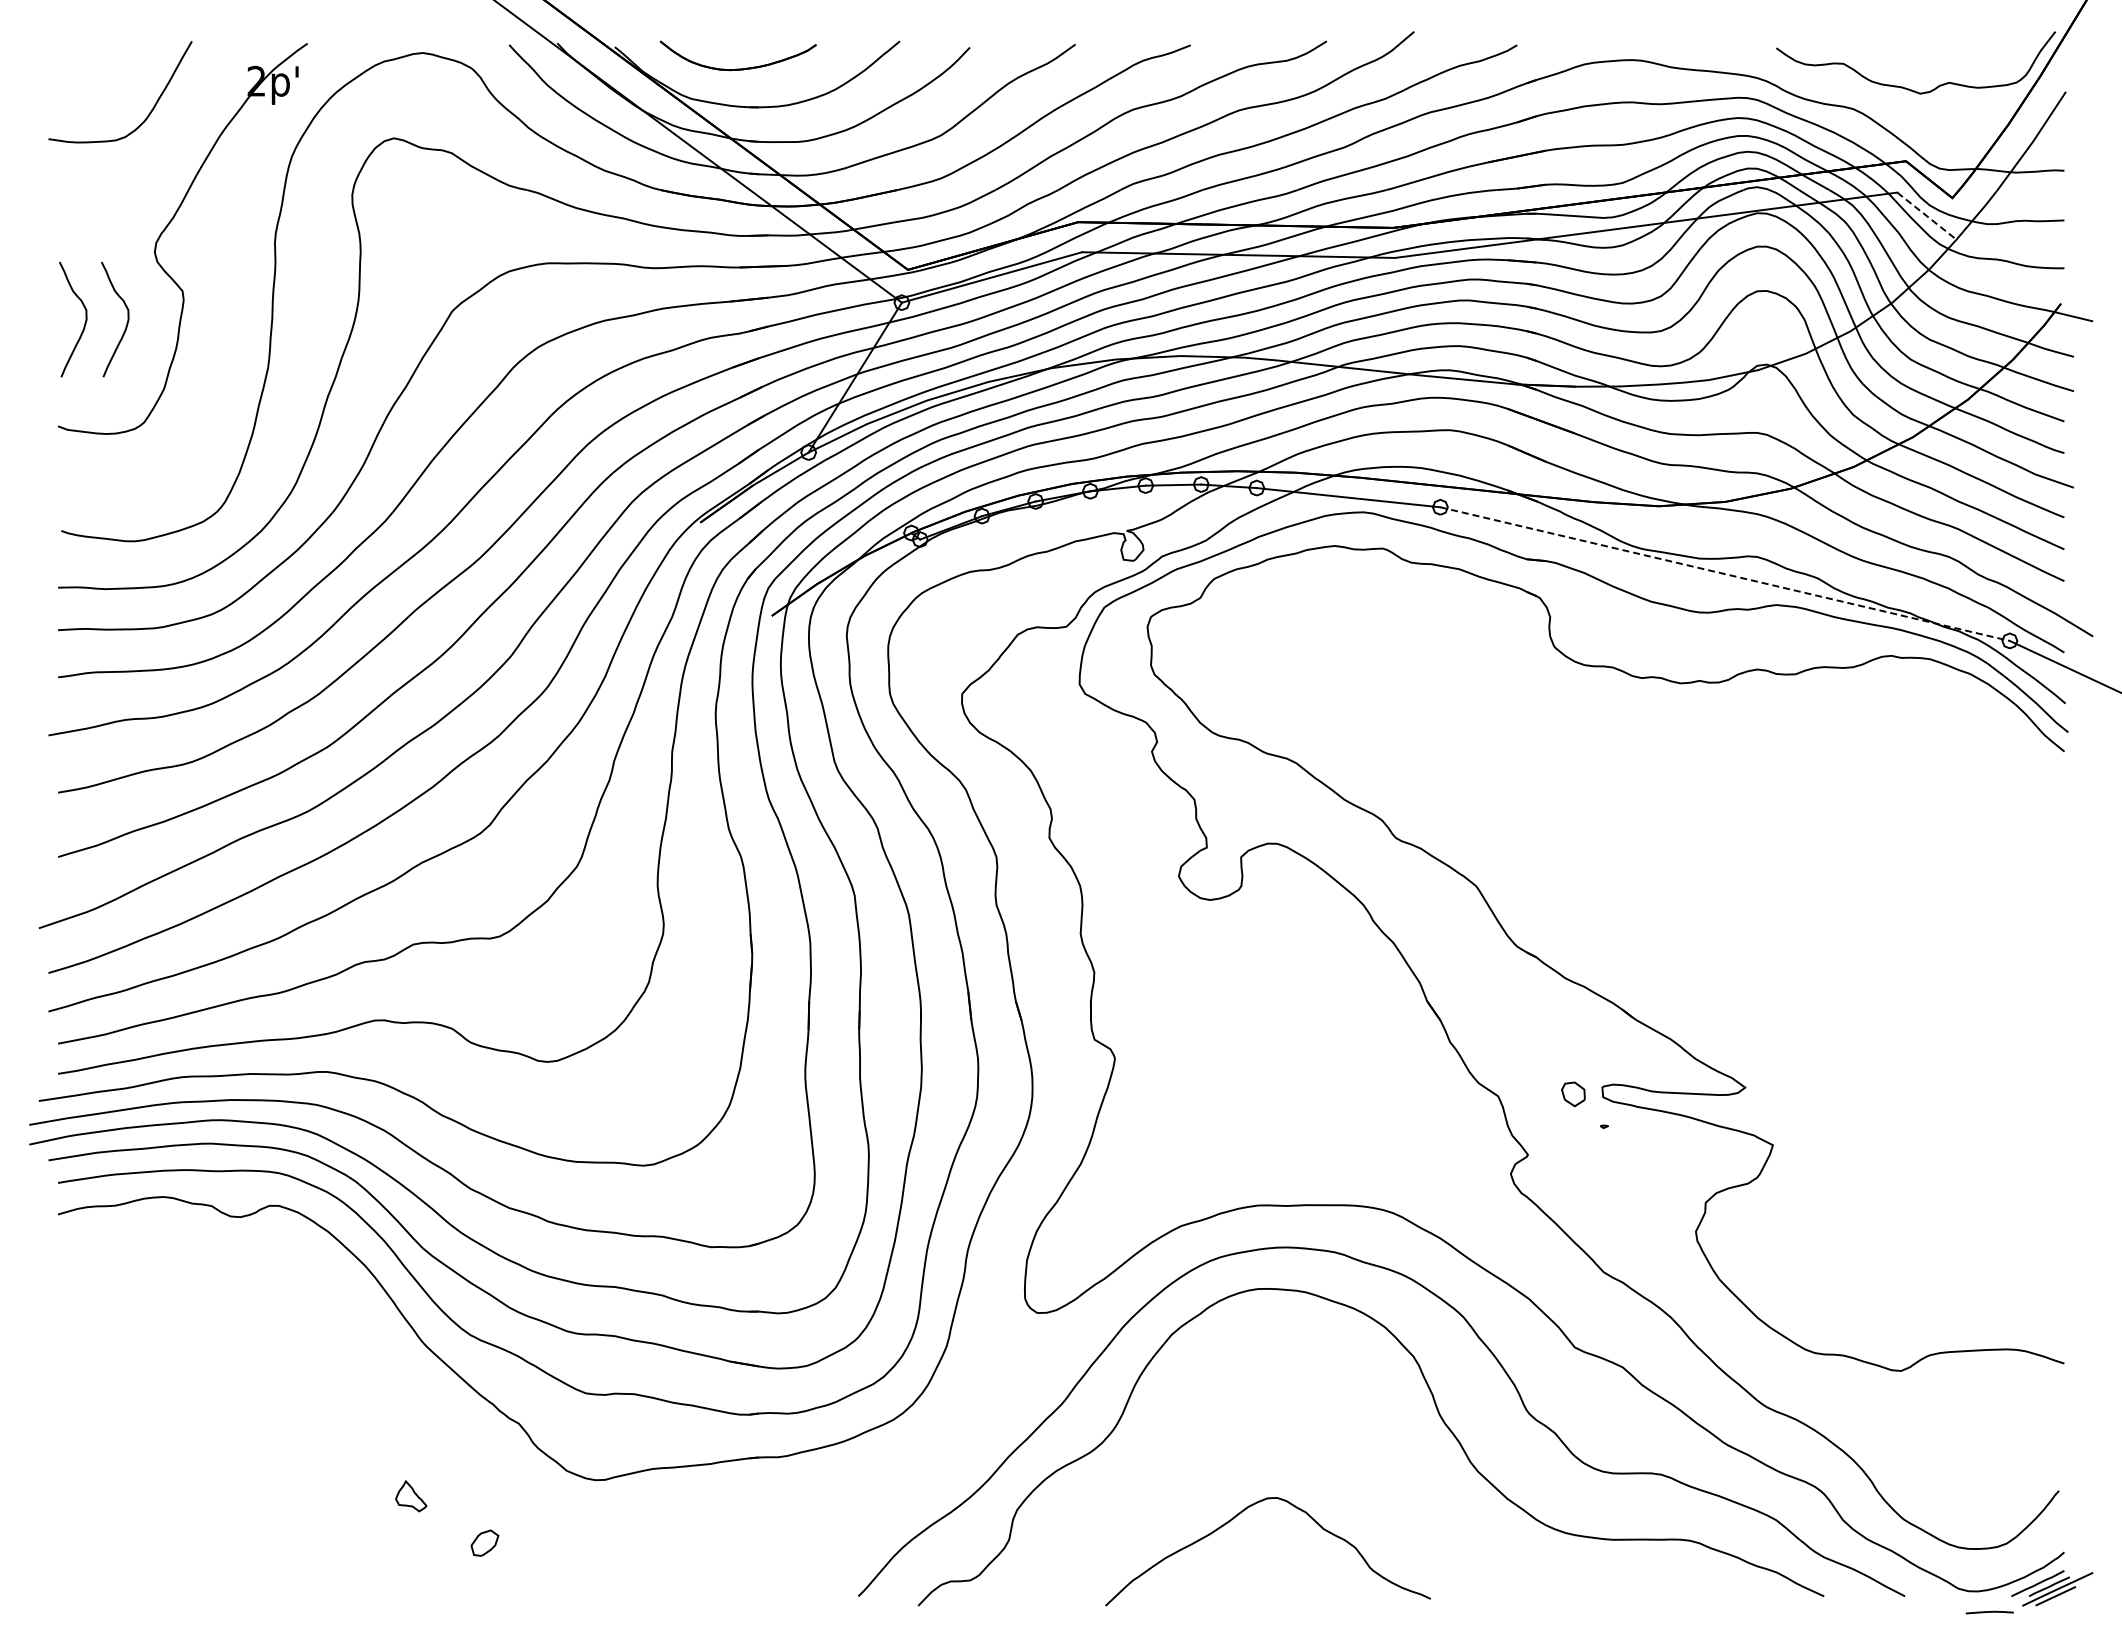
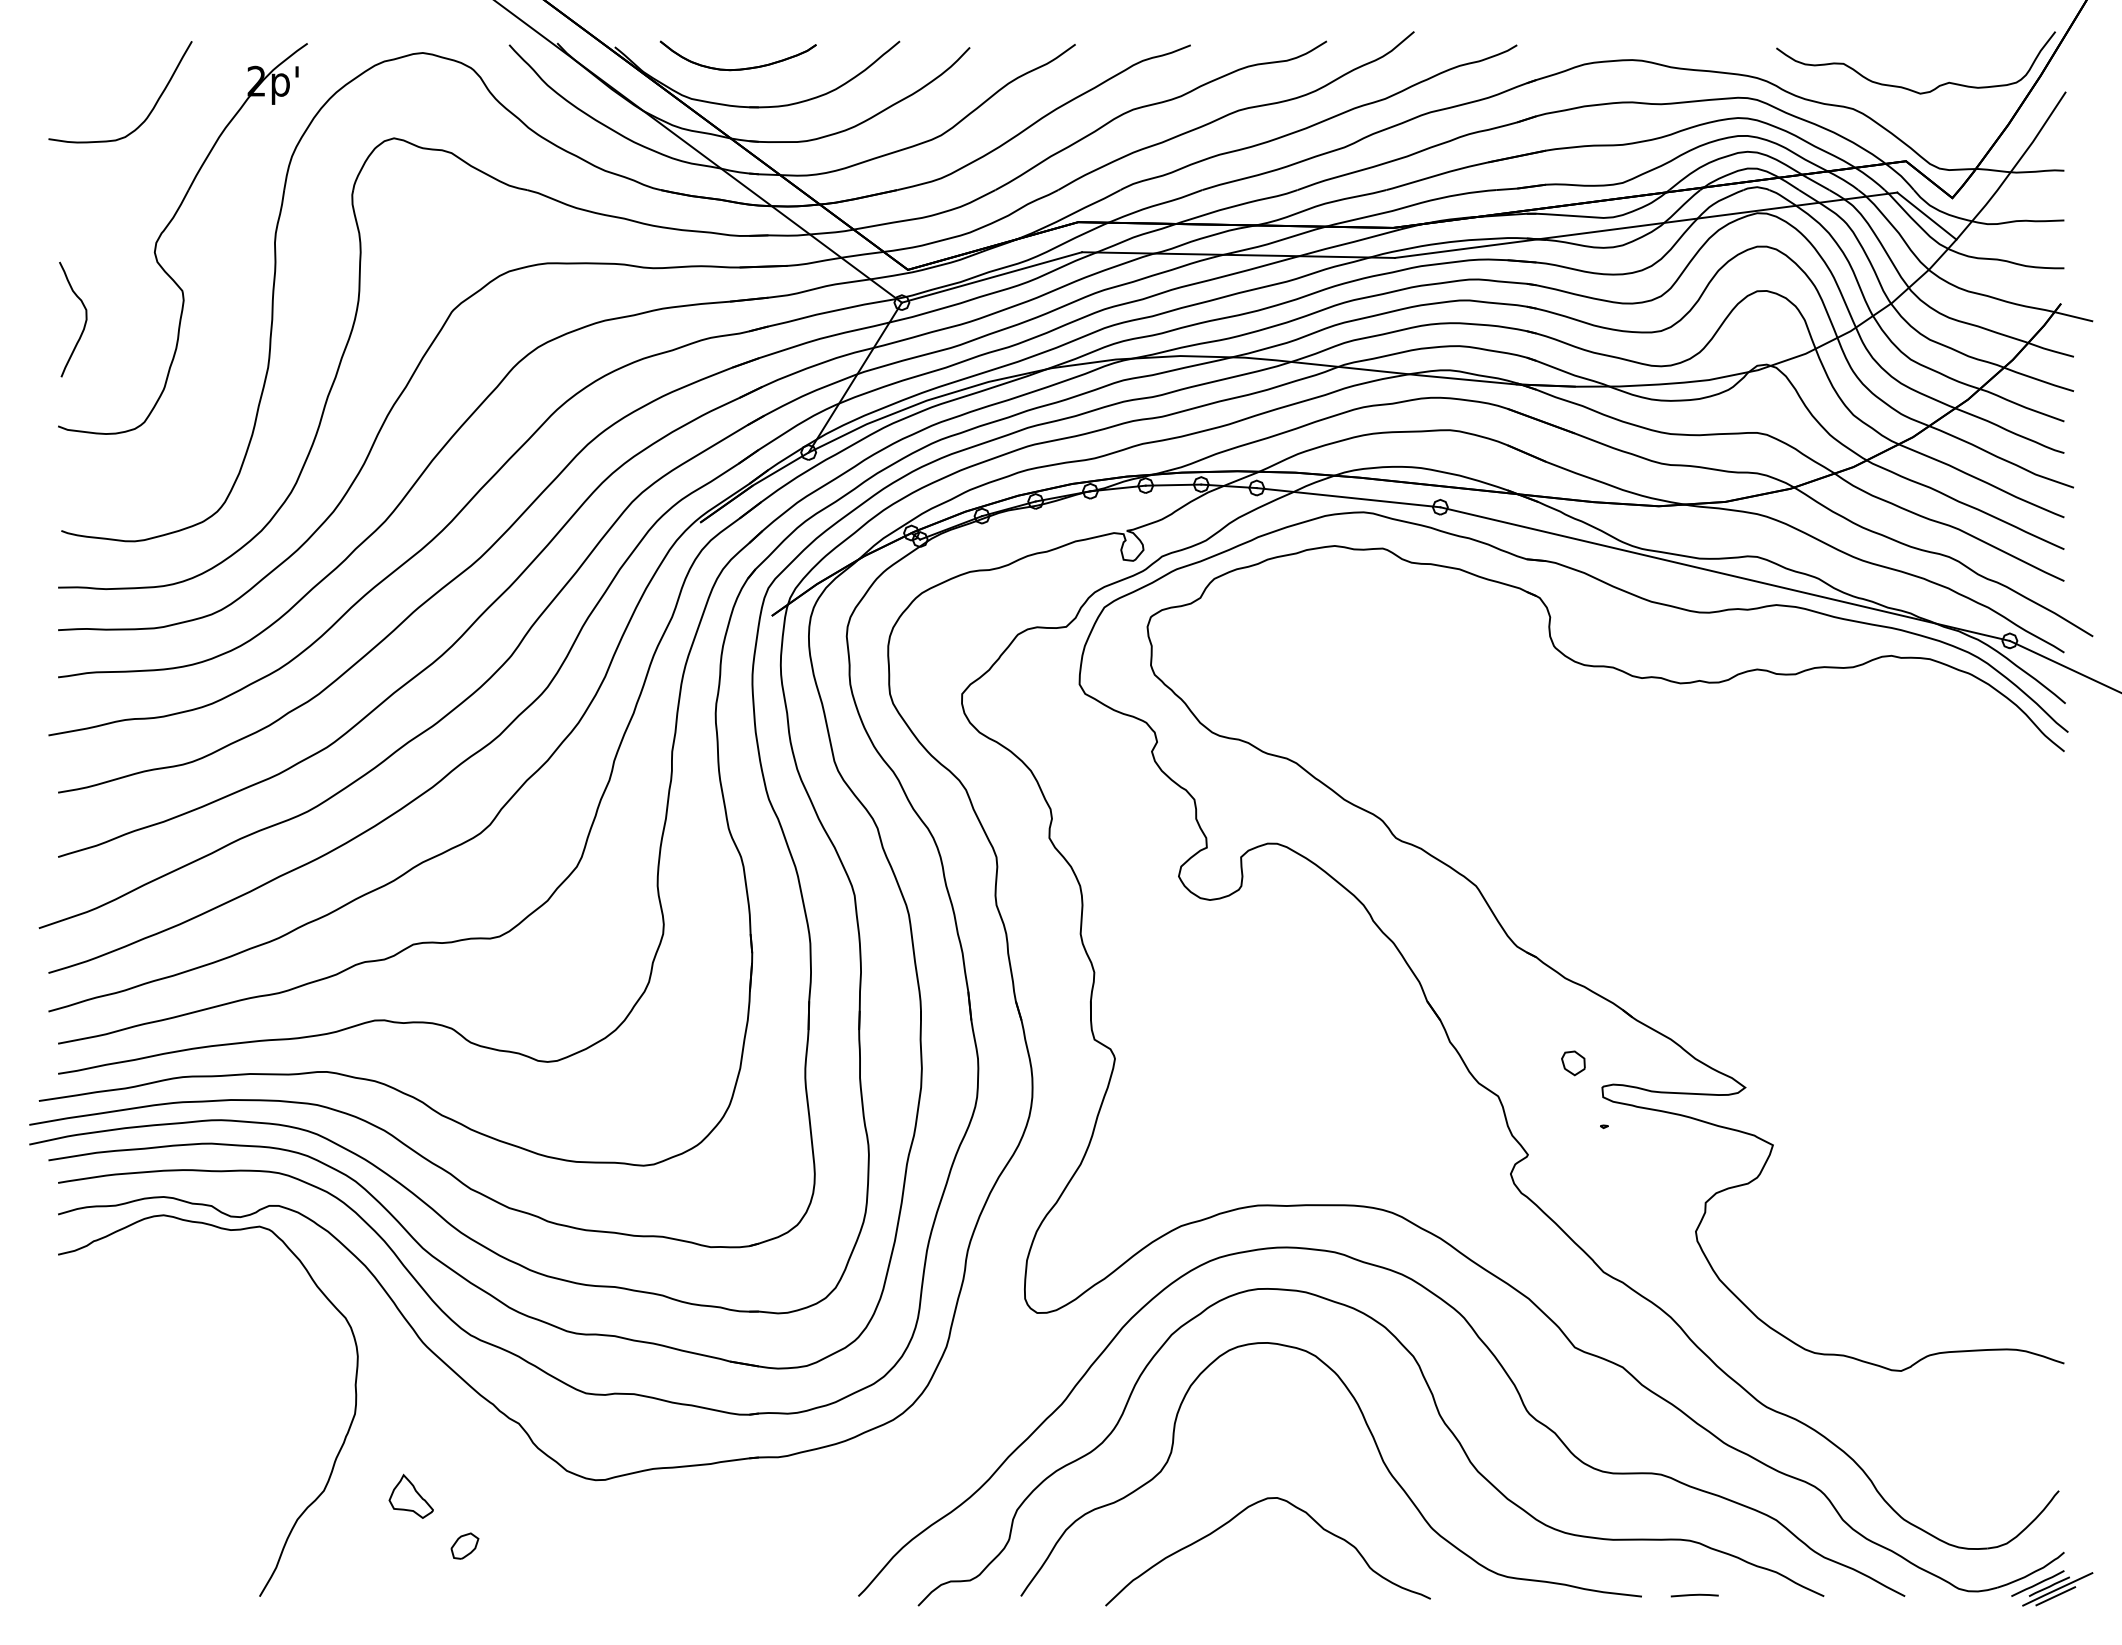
line: dashed -> solid (1926, 216)
curve: present -> none (126, 322)
line: dashed -> solid (1725, 574)
part position: (1573, 1094) -> (1573, 1063) (1573, 1063)
curve: none -> present (1377, 1450)
curve: none -> present (335, 1457)
part size: 33x33 px -> 46x46 px (410, 1495)
part position: (484, 1542) -> (464, 1545) (464, 1545)
line position: (1989, 1612) -> (1694, 1595) (1694, 1595)
